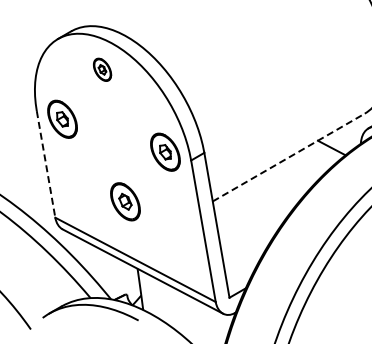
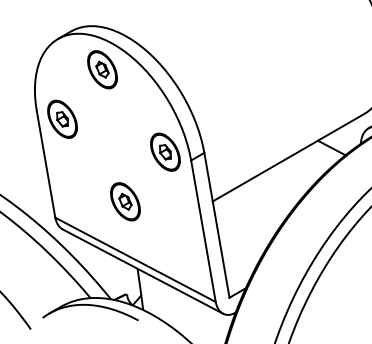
part size: 20x25 px -> 31x40 px (102, 69)
line: dashed -> solid (288, 157)
line: dashed -> solid (46, 164)
